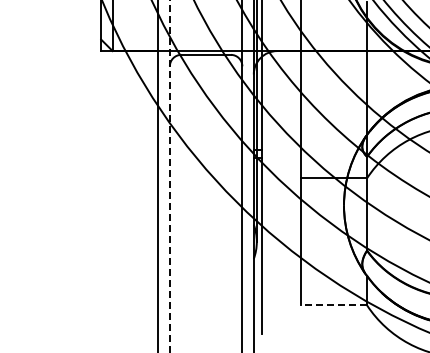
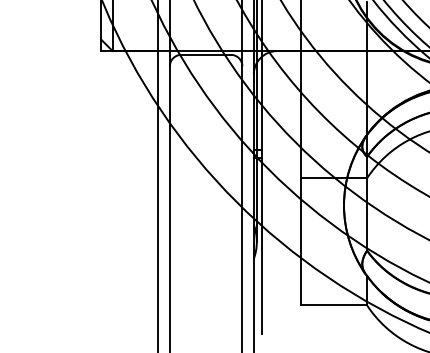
line: dashed -> solid (169, 176)
line: dashed -> solid (333, 305)
